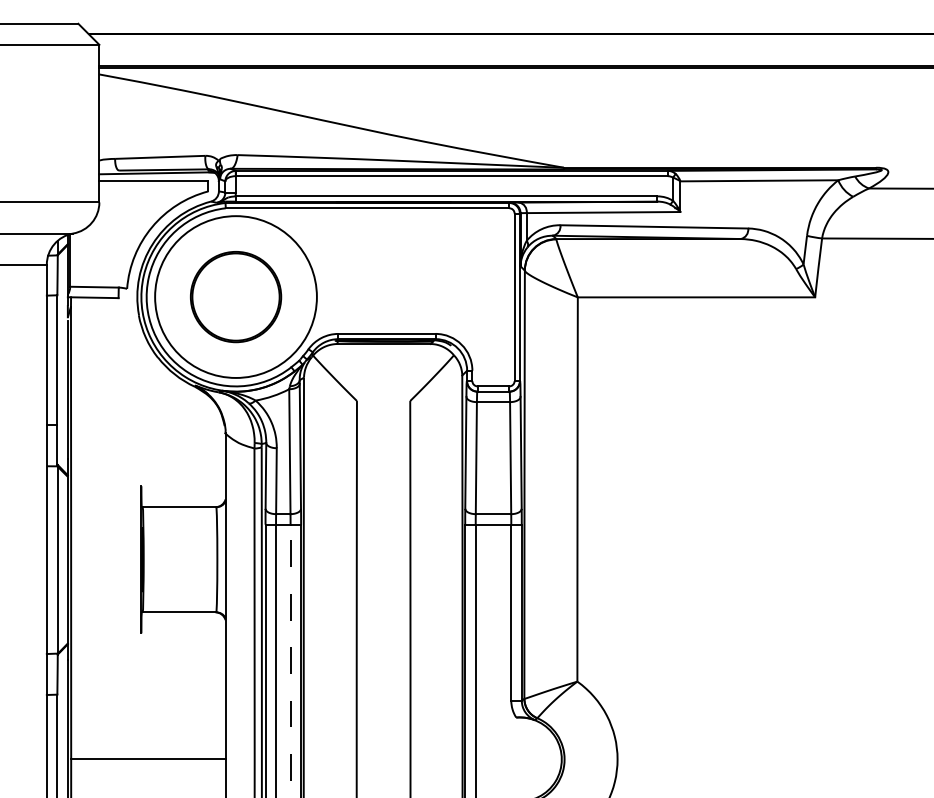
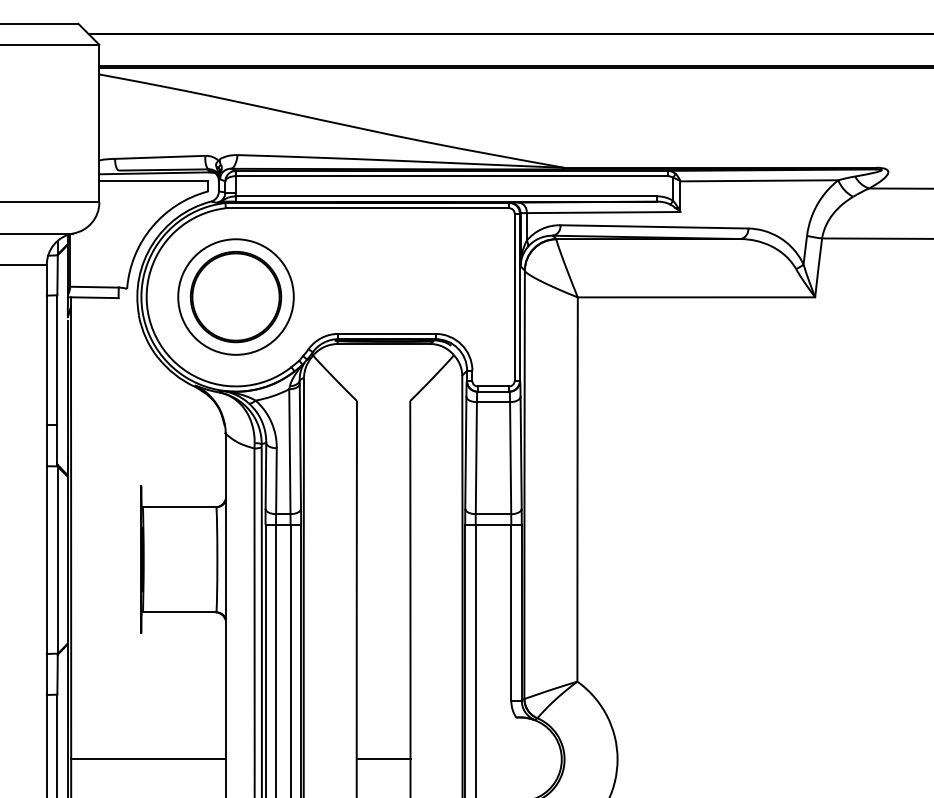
circle diameter: 162 px -> 116 px (235, 296)
line: dashed -> solid (290, 660)
line: none -> present (383, 759)
